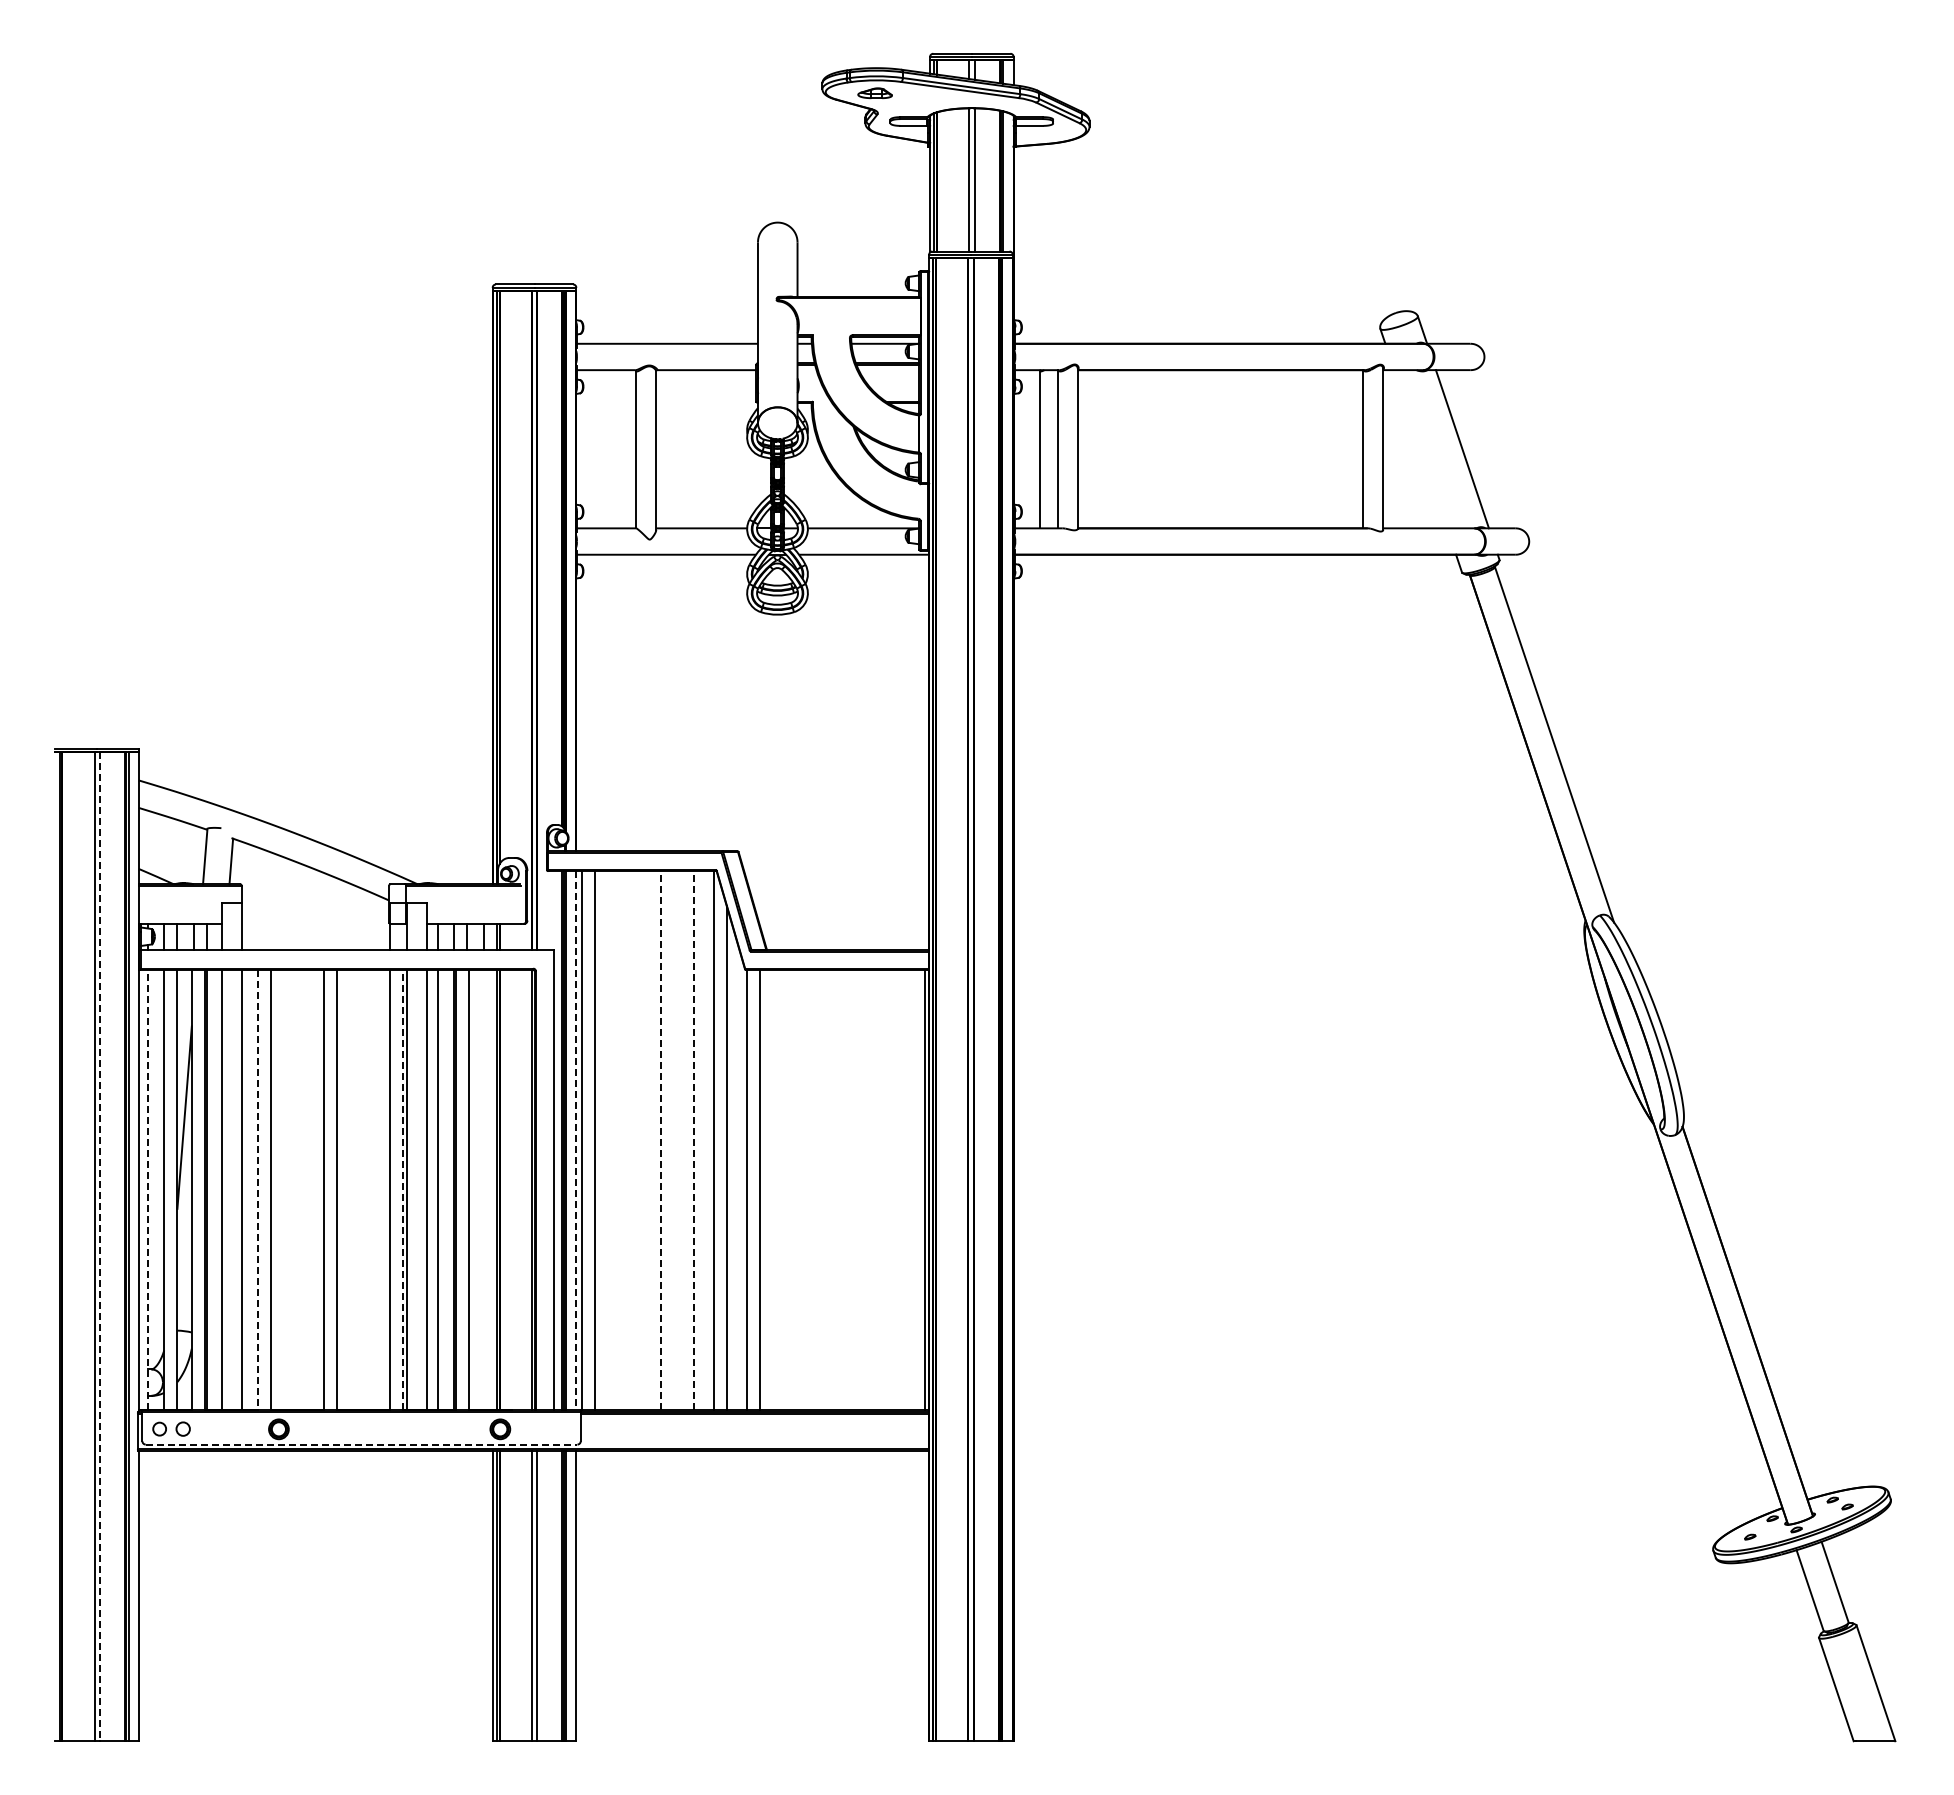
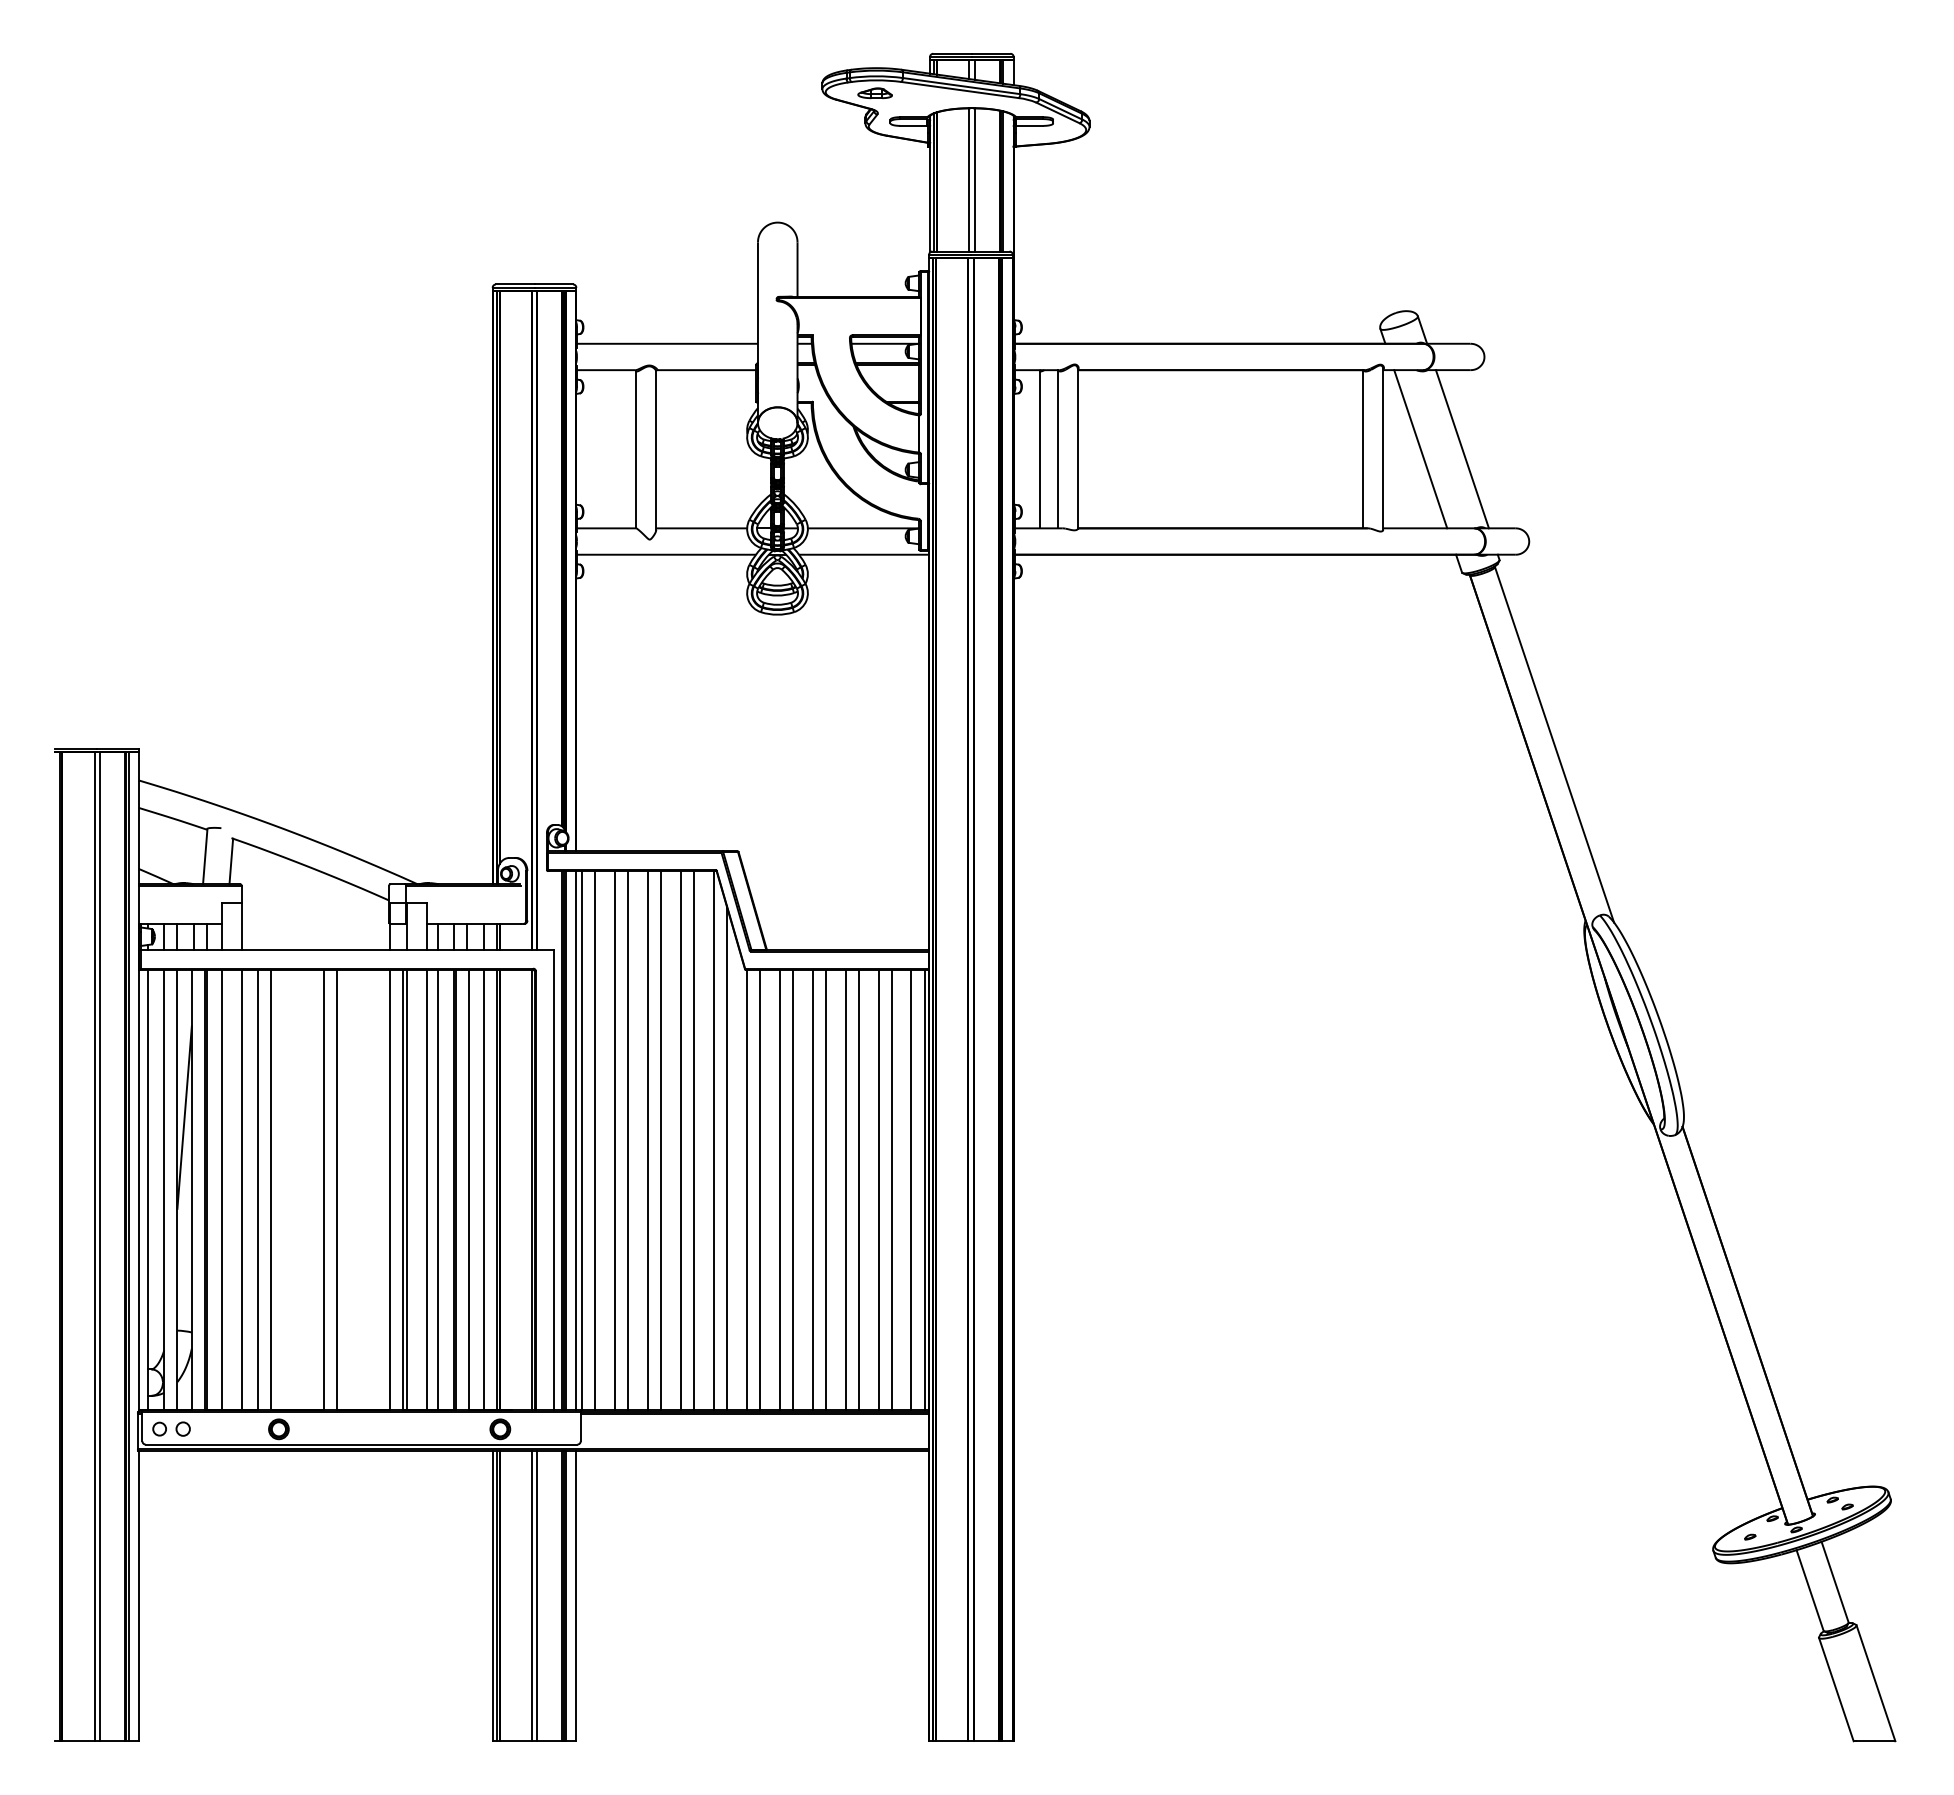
line: none -> present (1420, 449)
line: dashed -> solid (576, 1140)
line: none -> present (614, 1140)
line: none -> present (628, 1140)
line: none -> present (647, 1140)
line: dashed -> solid (660, 1140)
line: none -> present (680, 1140)
line: dashed -> solid (693, 1140)
line: dashed -> solid (147, 1189)
line: dashed -> solid (402, 1189)
line: none -> present (483, 1189)
line: none -> present (779, 1189)
line: none -> present (792, 1189)
line: none -> present (812, 1189)
line: none -> present (825, 1189)
line: none -> present (845, 1189)
line: none -> present (858, 1189)
line: none -> present (878, 1189)
line: none -> present (891, 1189)
line: none -> present (911, 1189)
line: dashed -> solid (257, 1190)
line: dashed -> solid (99, 1247)
line: dashed -> solid (361, 1444)
